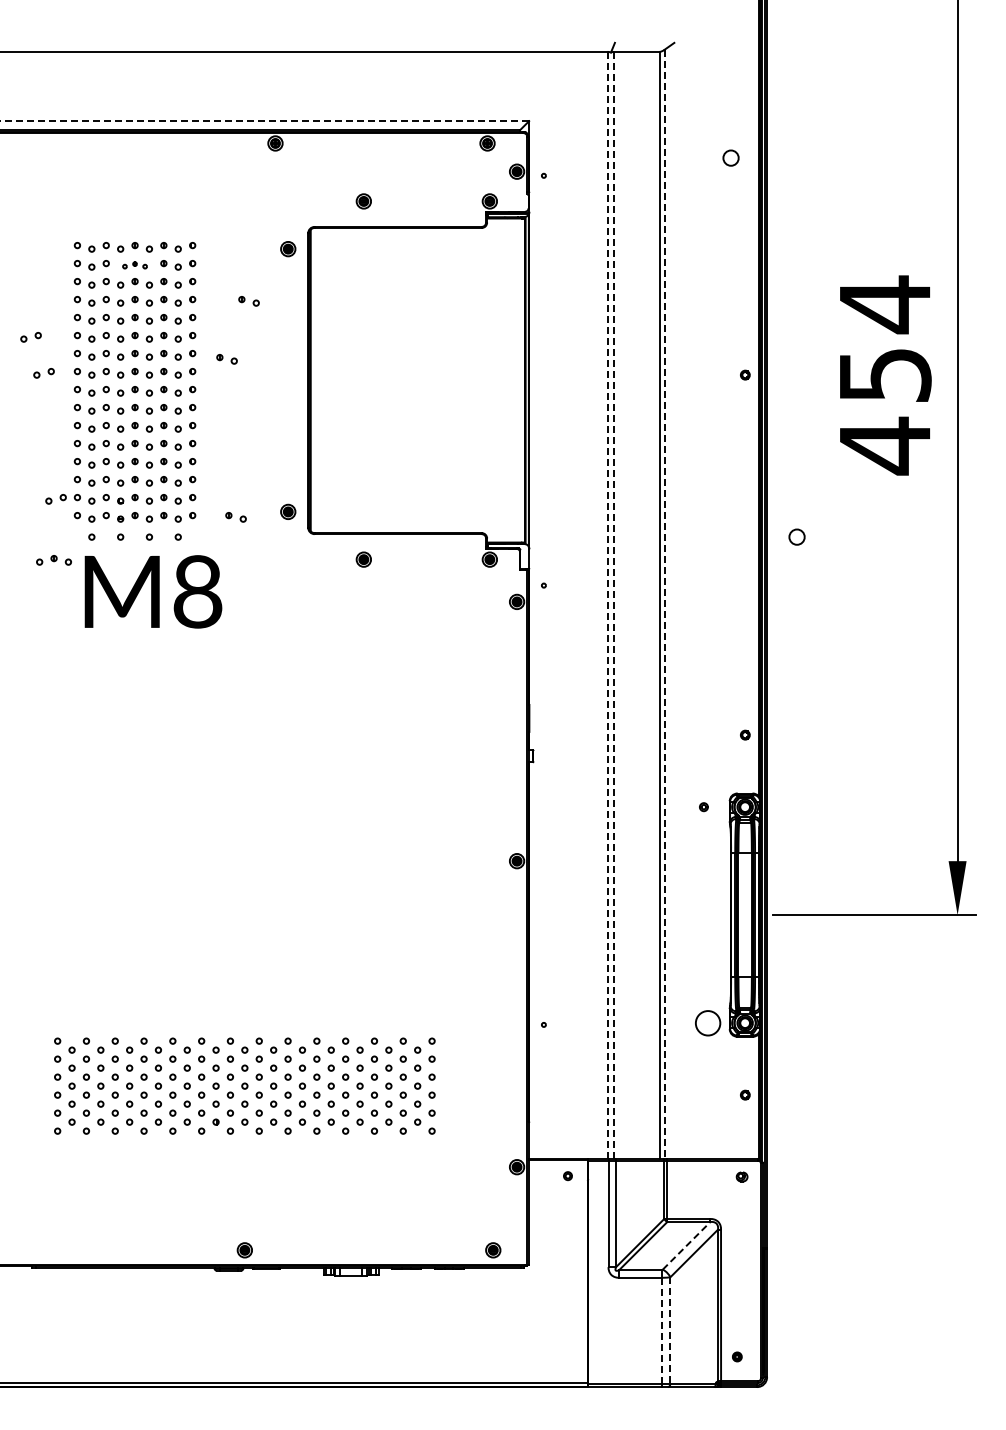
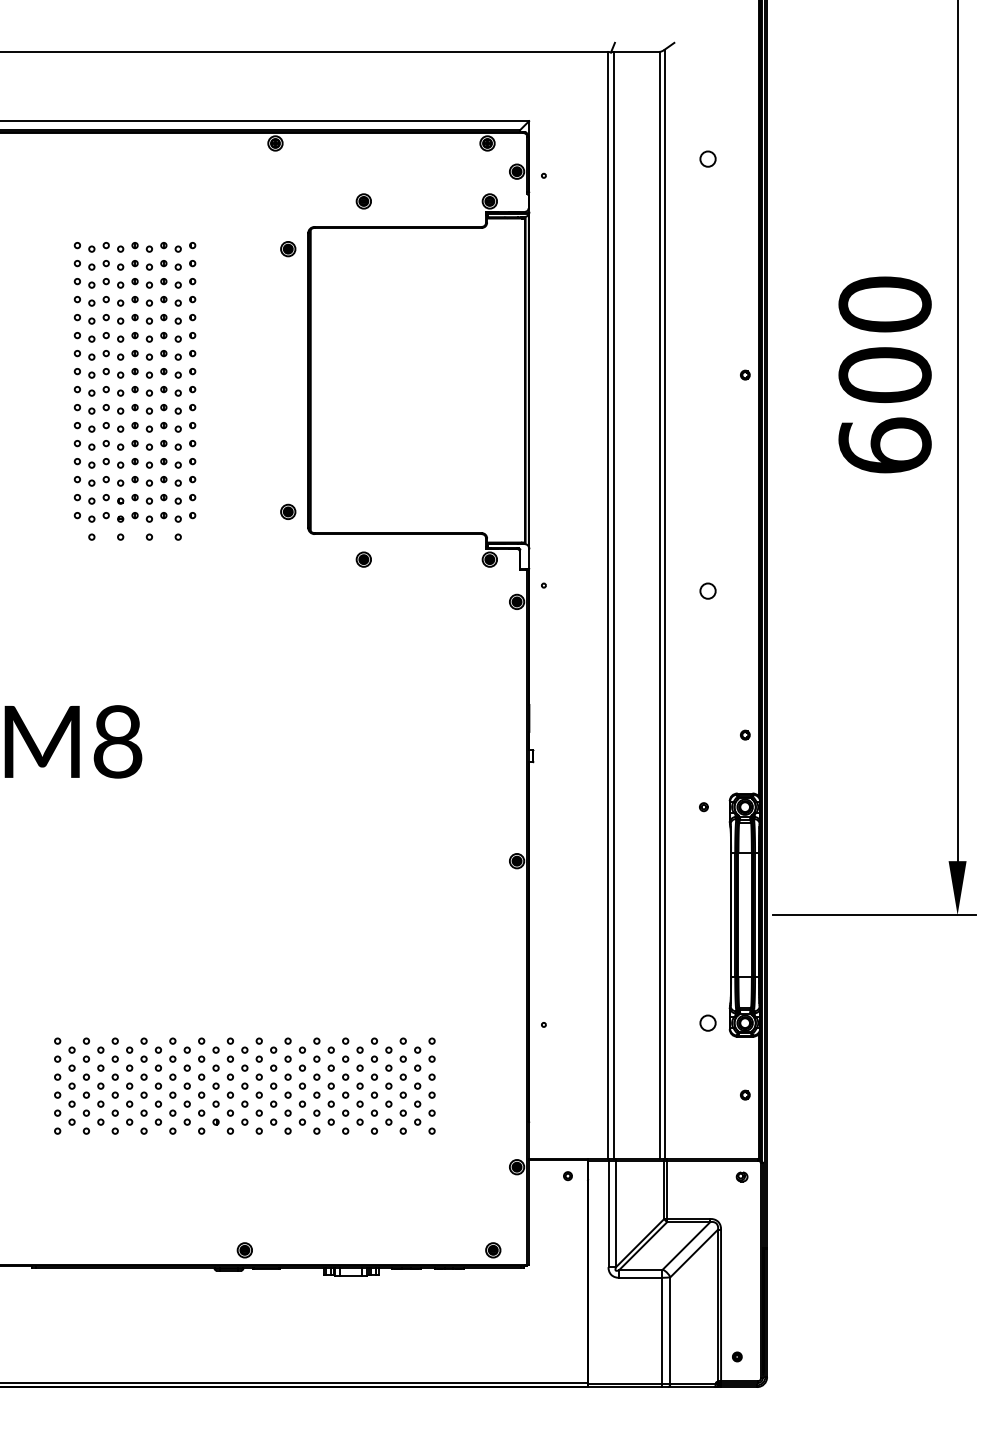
line: dashed -> solid (265, 121)
circle position: (730, 157) -> (707, 158) (707, 158)
part size: 26x9 px -> 36x11 px (134, 265)
part: present -> none (248, 301)
part: present -> none (30, 337)
part: present -> none (226, 359)
part: present -> none (43, 373)
text: 454 -> 600 (884, 375)
part: present -> none (55, 499)
part: present -> none (235, 517)
circle position: (796, 536) -> (707, 590) (707, 590)
part: present -> none (53, 560)
text position: (153, 591) -> (73, 741) (73, 741)
line: dashed -> solid (664, 604)
line: dashed -> solid (607, 605)
line: dashed -> solid (613, 605)
circle size: 27x27 px -> 18x18 px (707, 1022)
line: dashed -> solid (686, 1245)
line: dashed -> solid (661, 1330)
line: dashed -> solid (670, 1330)
